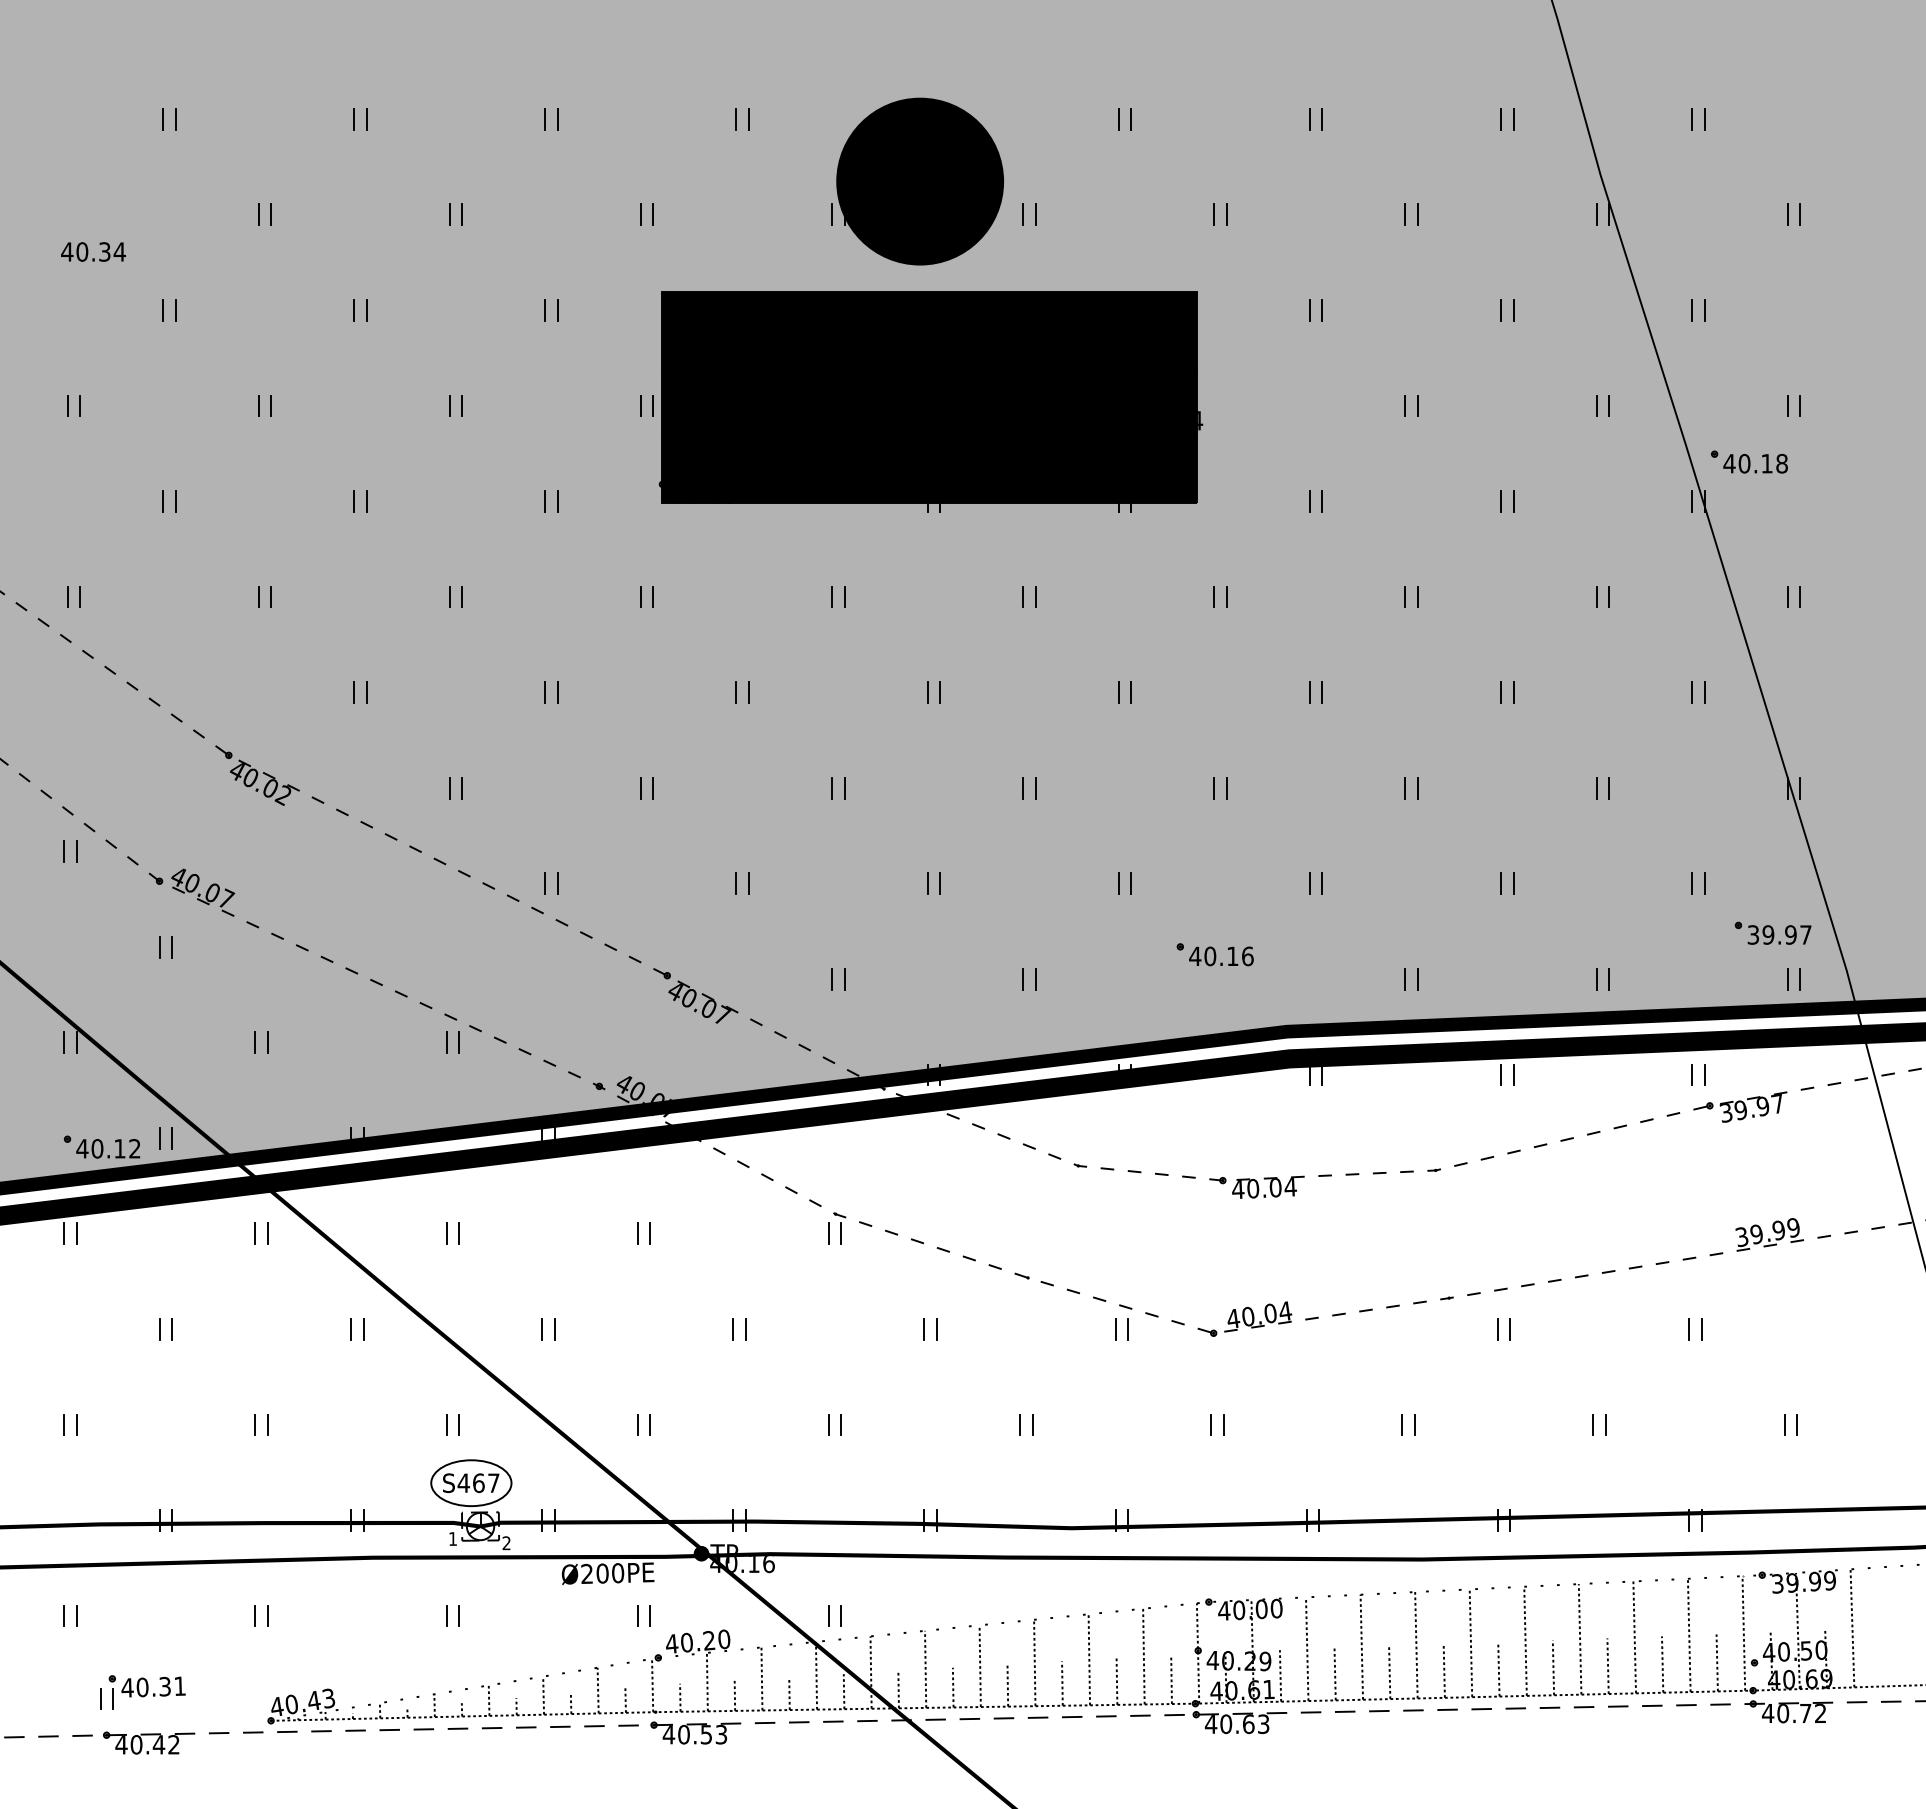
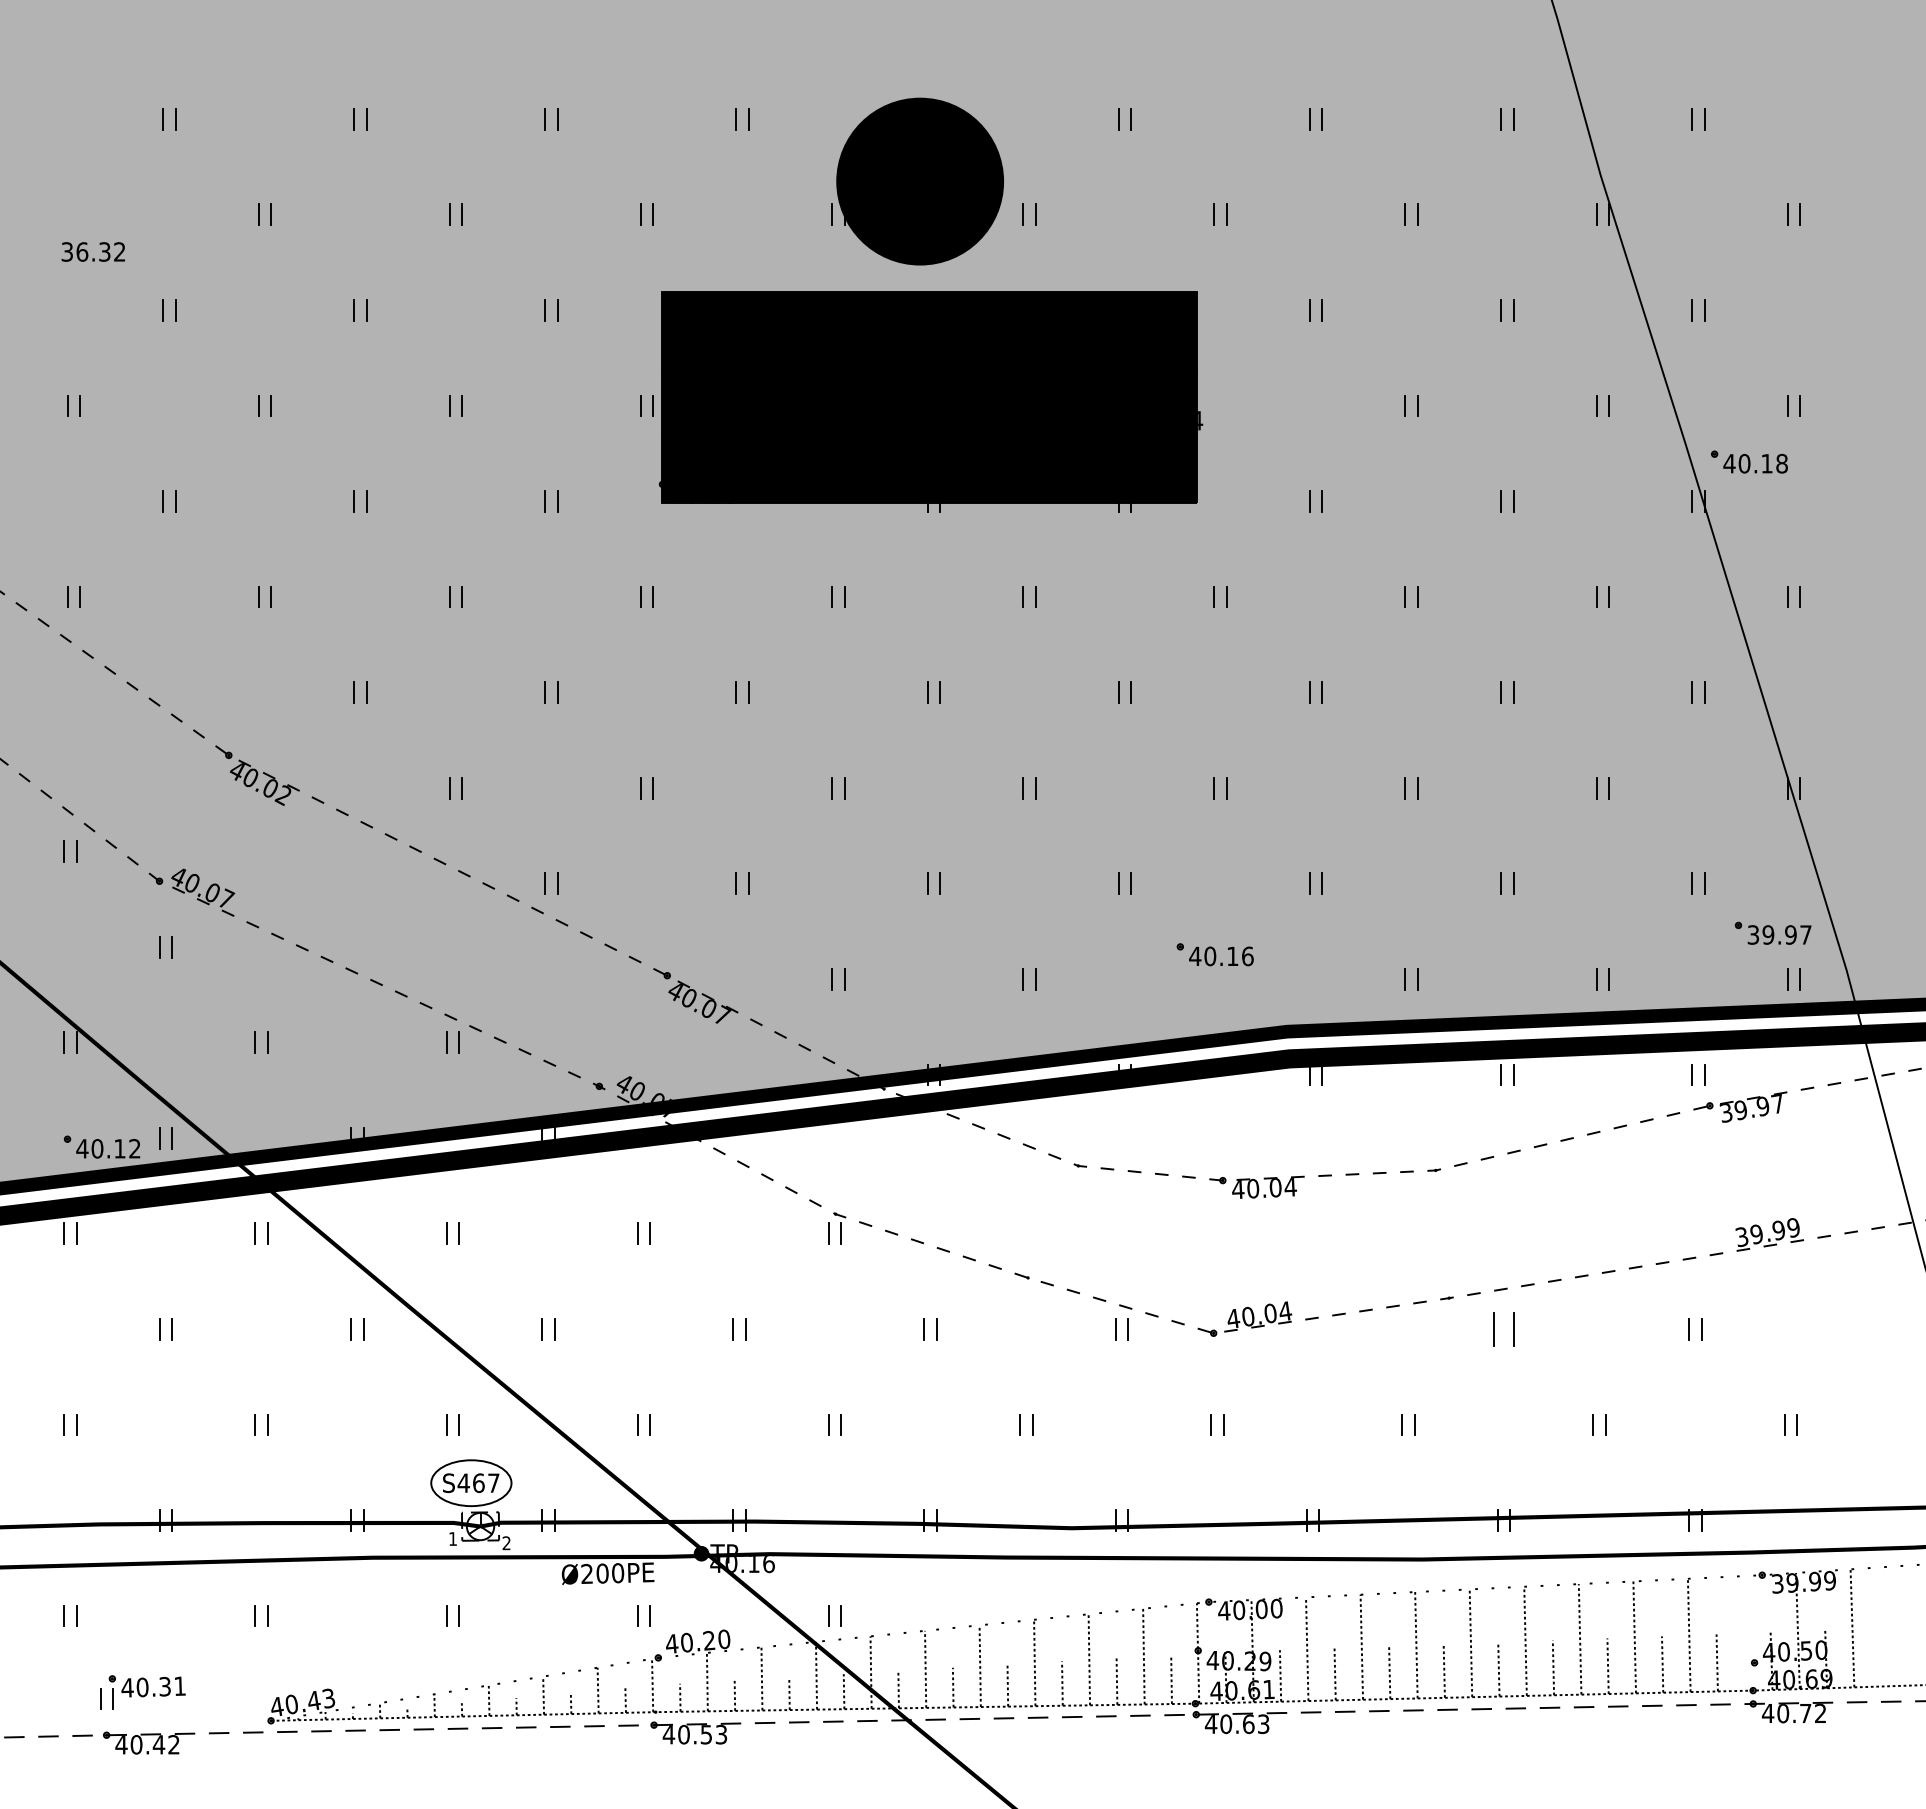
text: 40.34 -> 36.32 (93, 251)
part size: 14x23 px -> 22x35 px (1503, 1329)
line: present -> none (1743, 1633)
